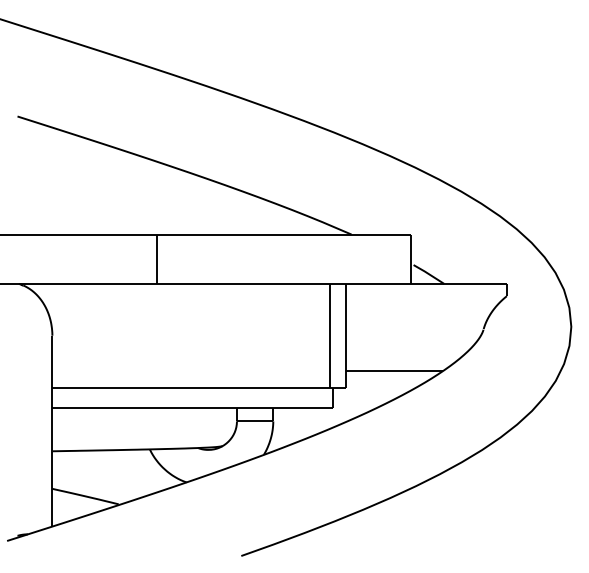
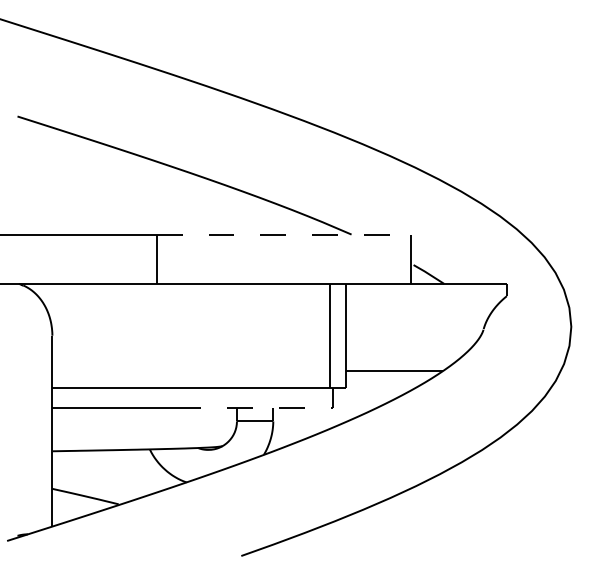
line: solid -> dashed (284, 234)
line: solid -> dashed (254, 408)
